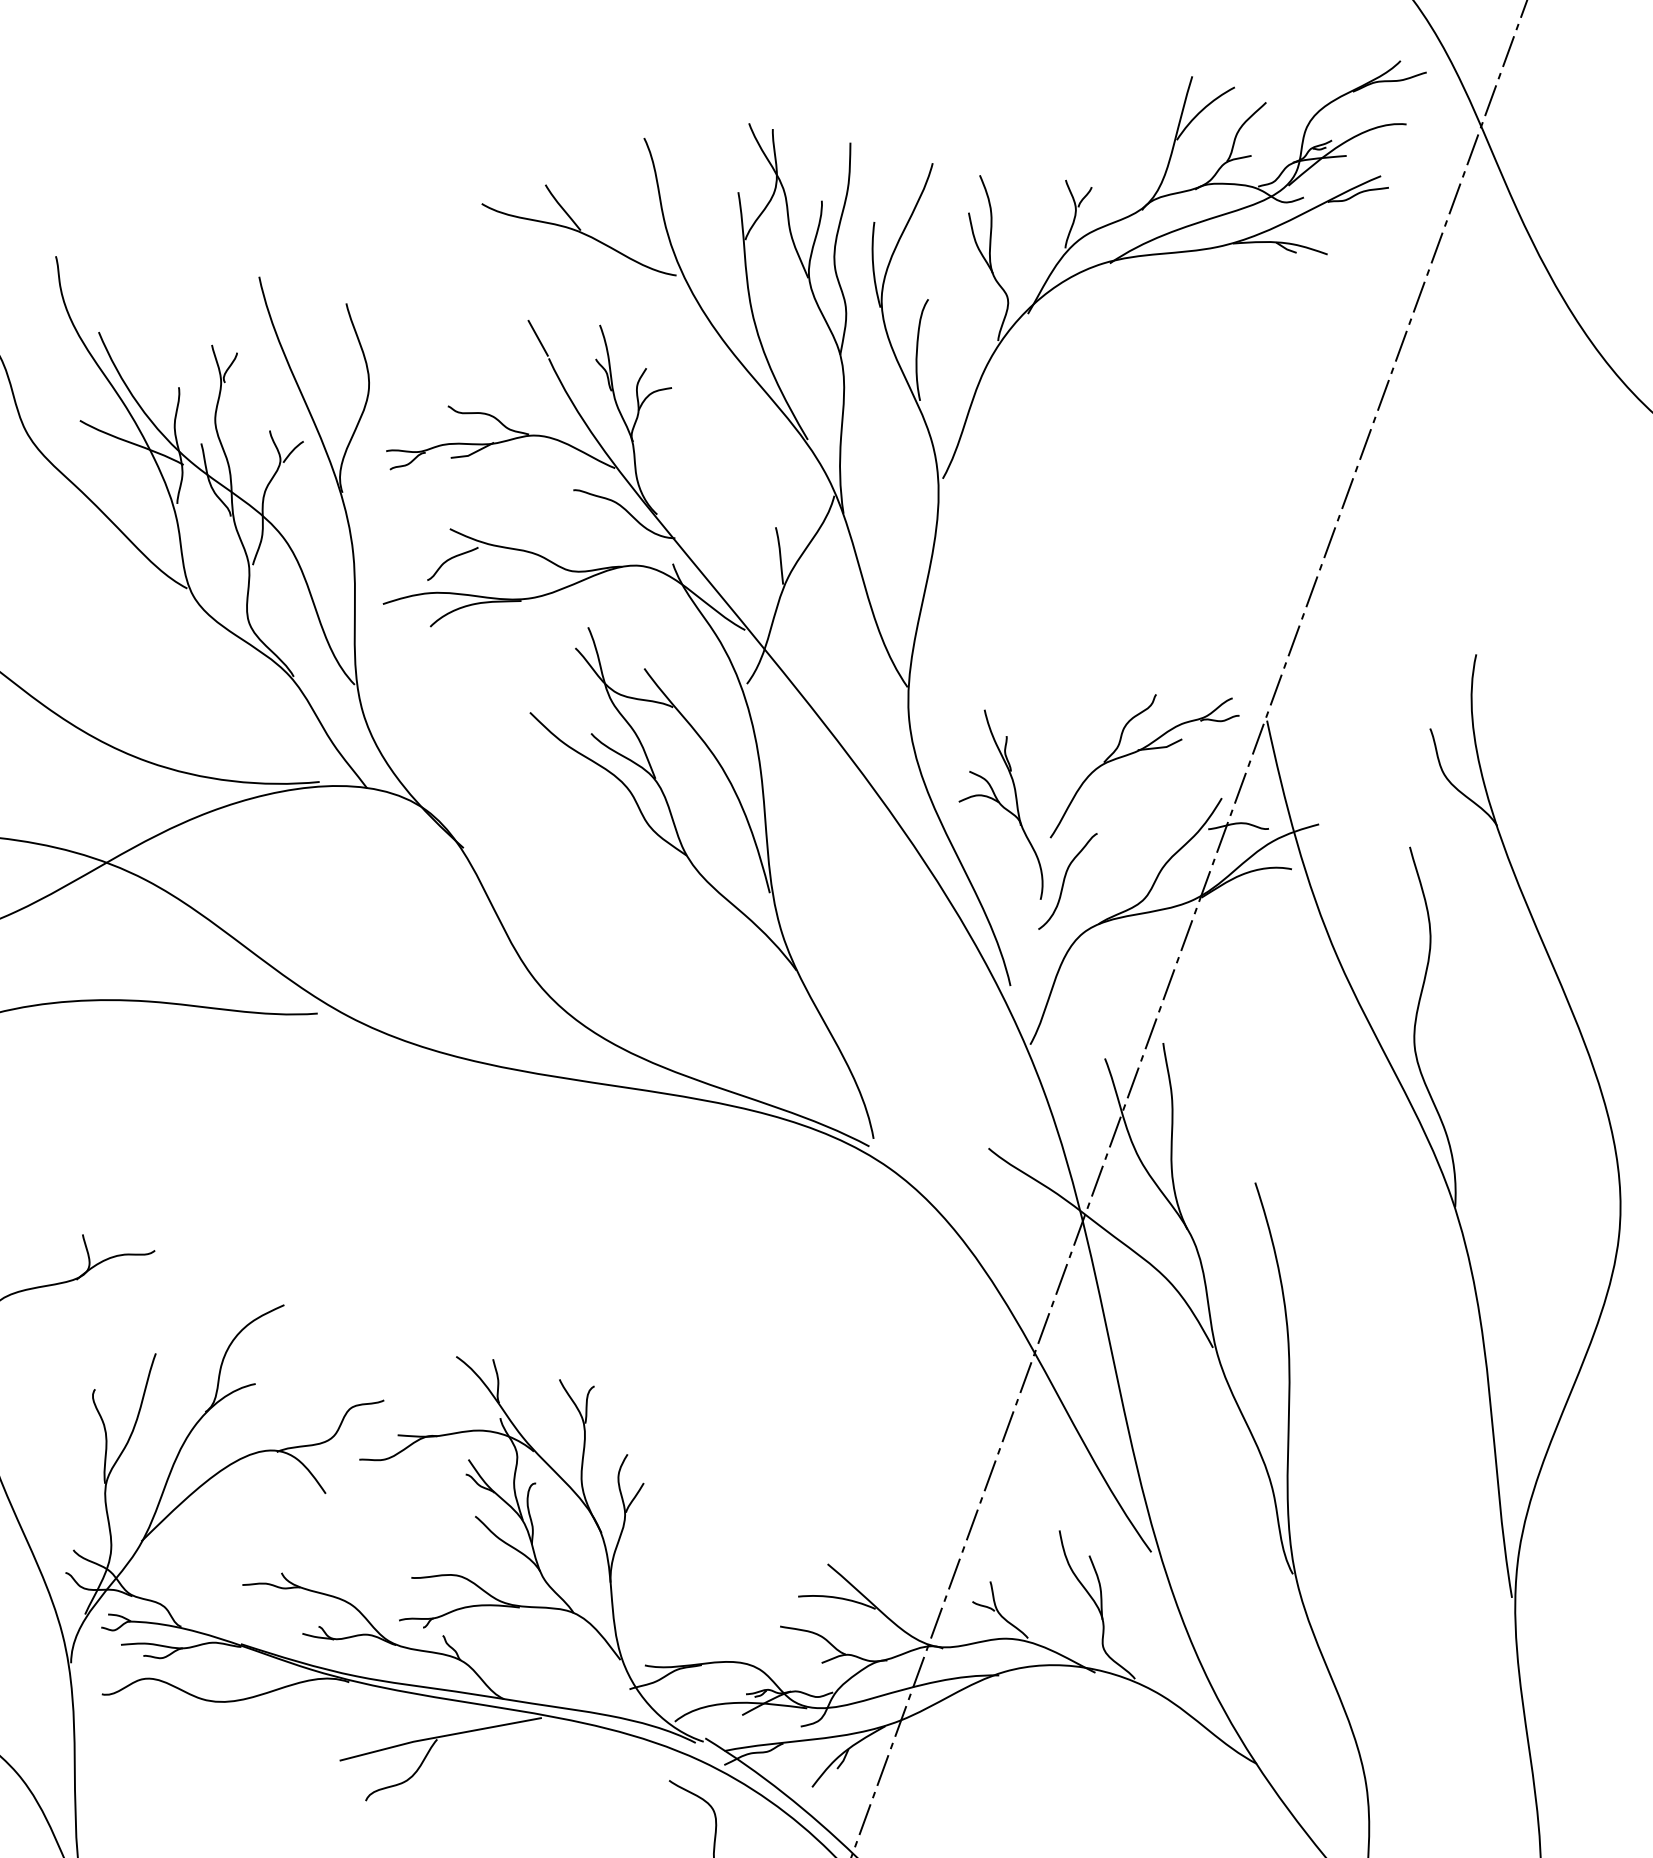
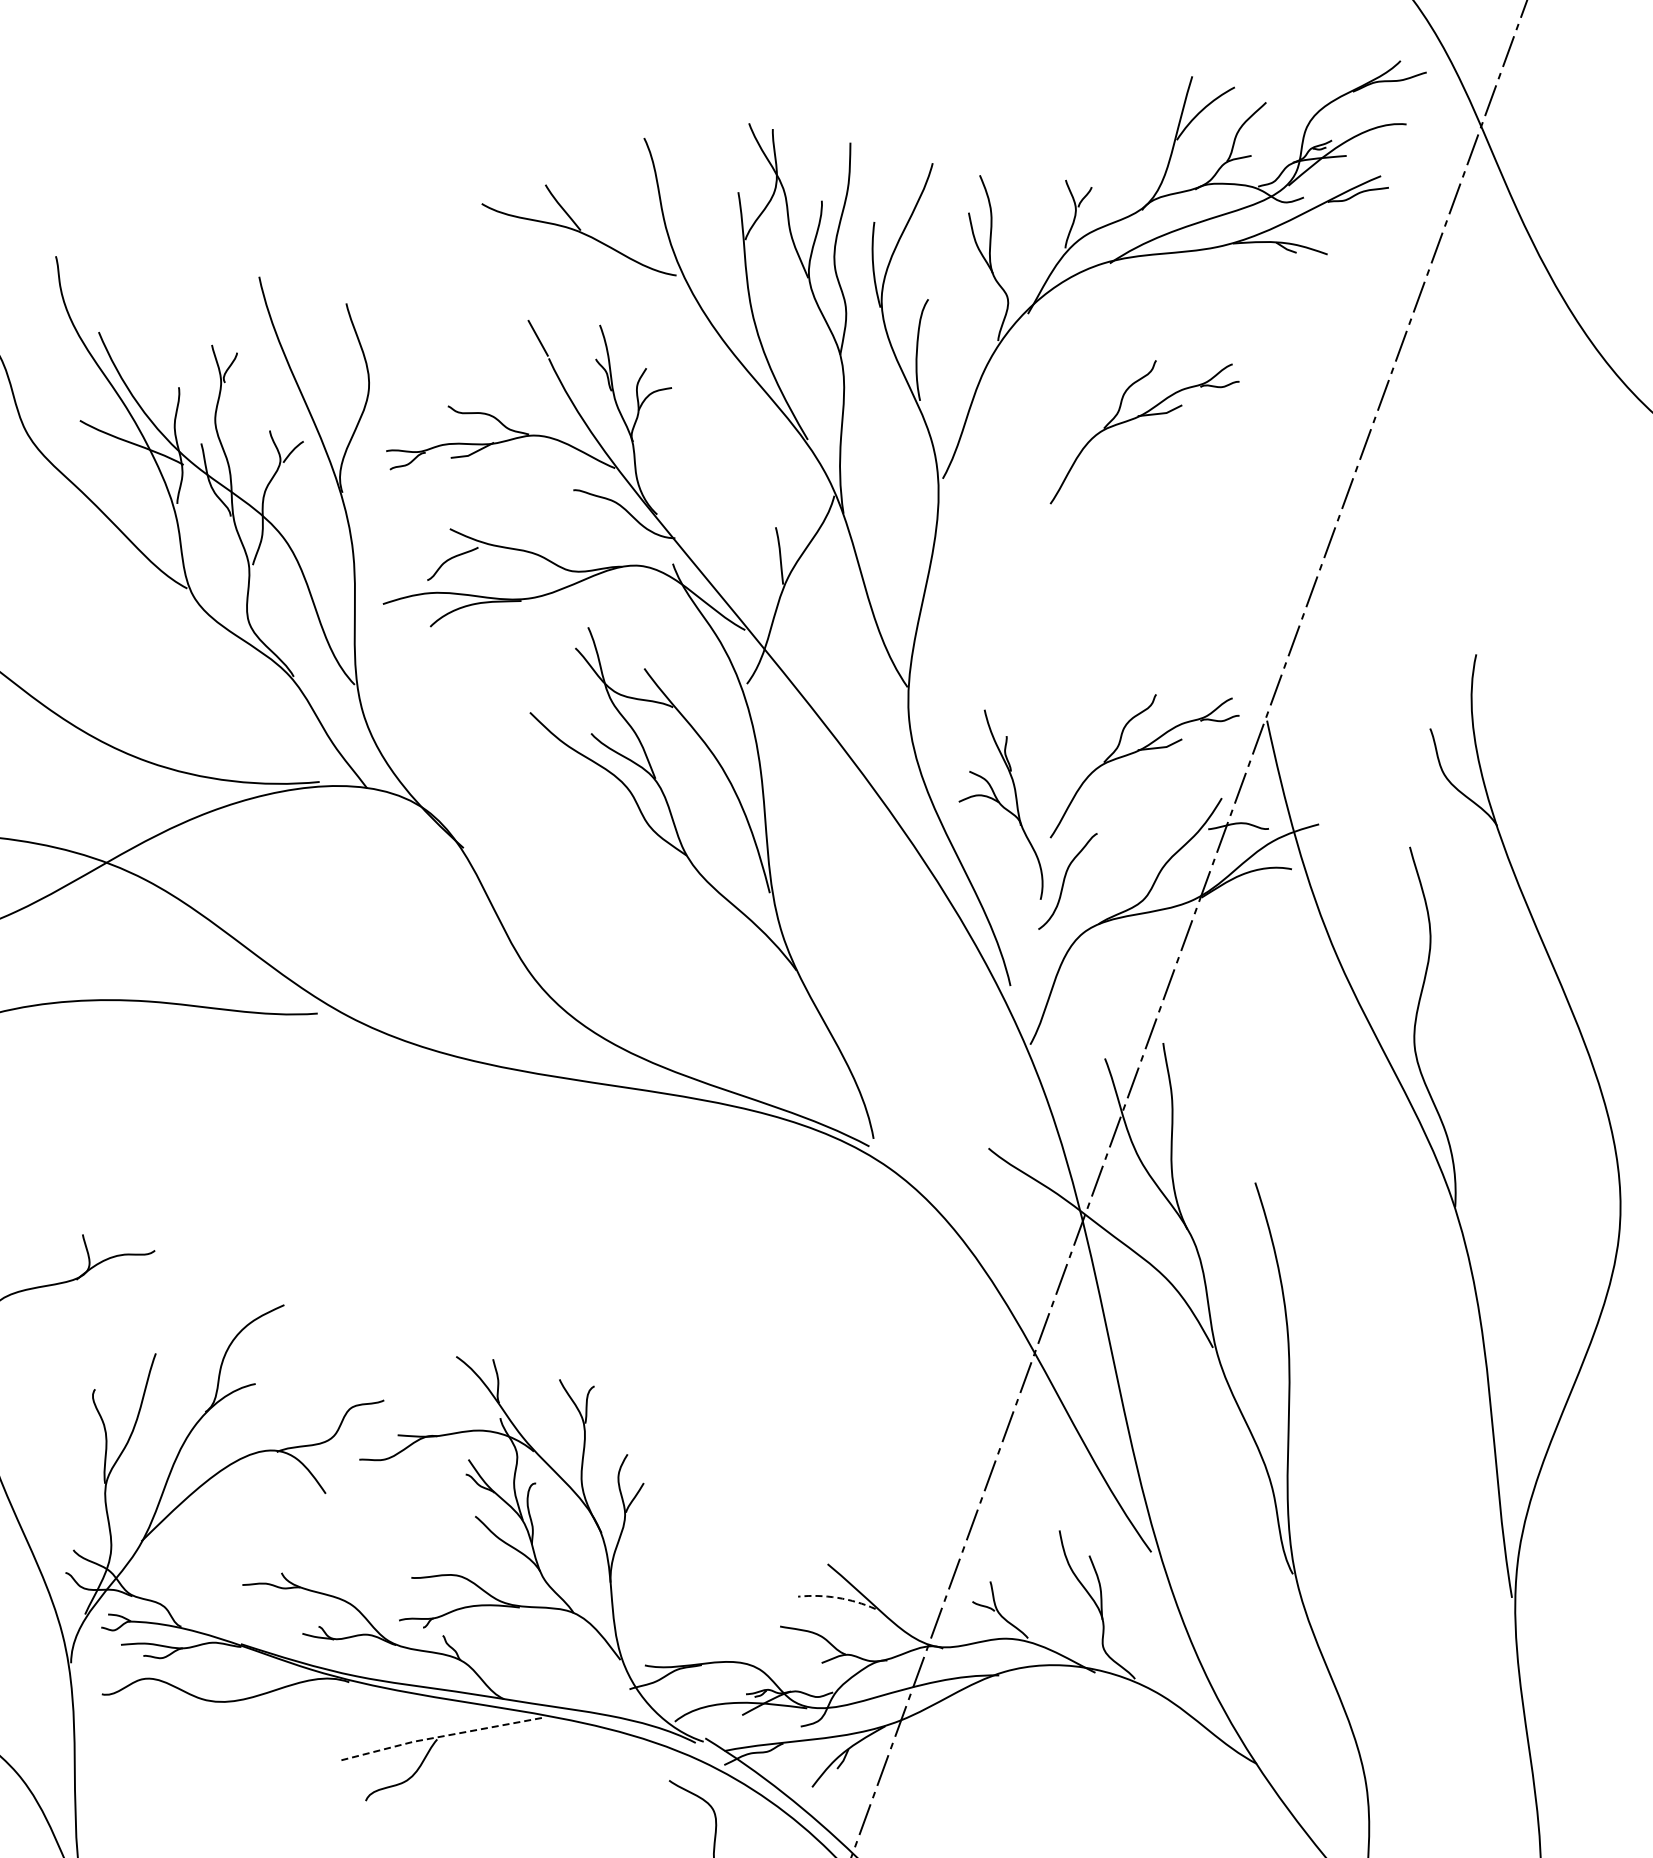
part: none -> present (1137, 418)
arc: solid -> dashed (837, 1597)
line: solid -> dashed (438, 1737)
